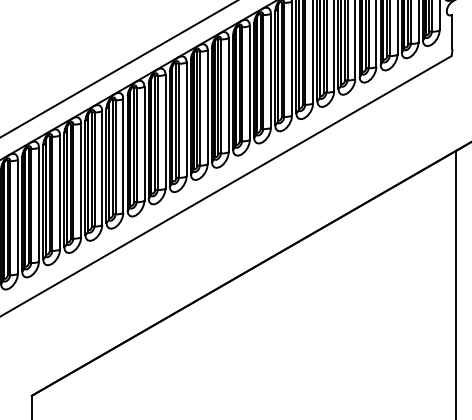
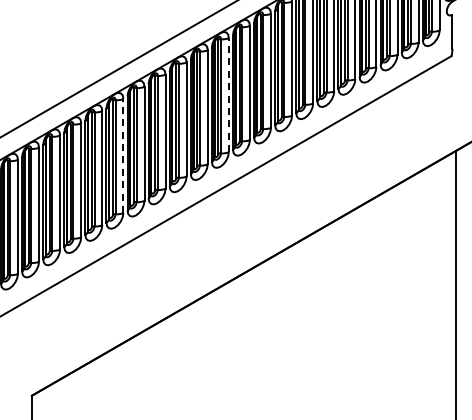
line: solid -> dashed (228, 94)
line: solid -> dashed (123, 155)
